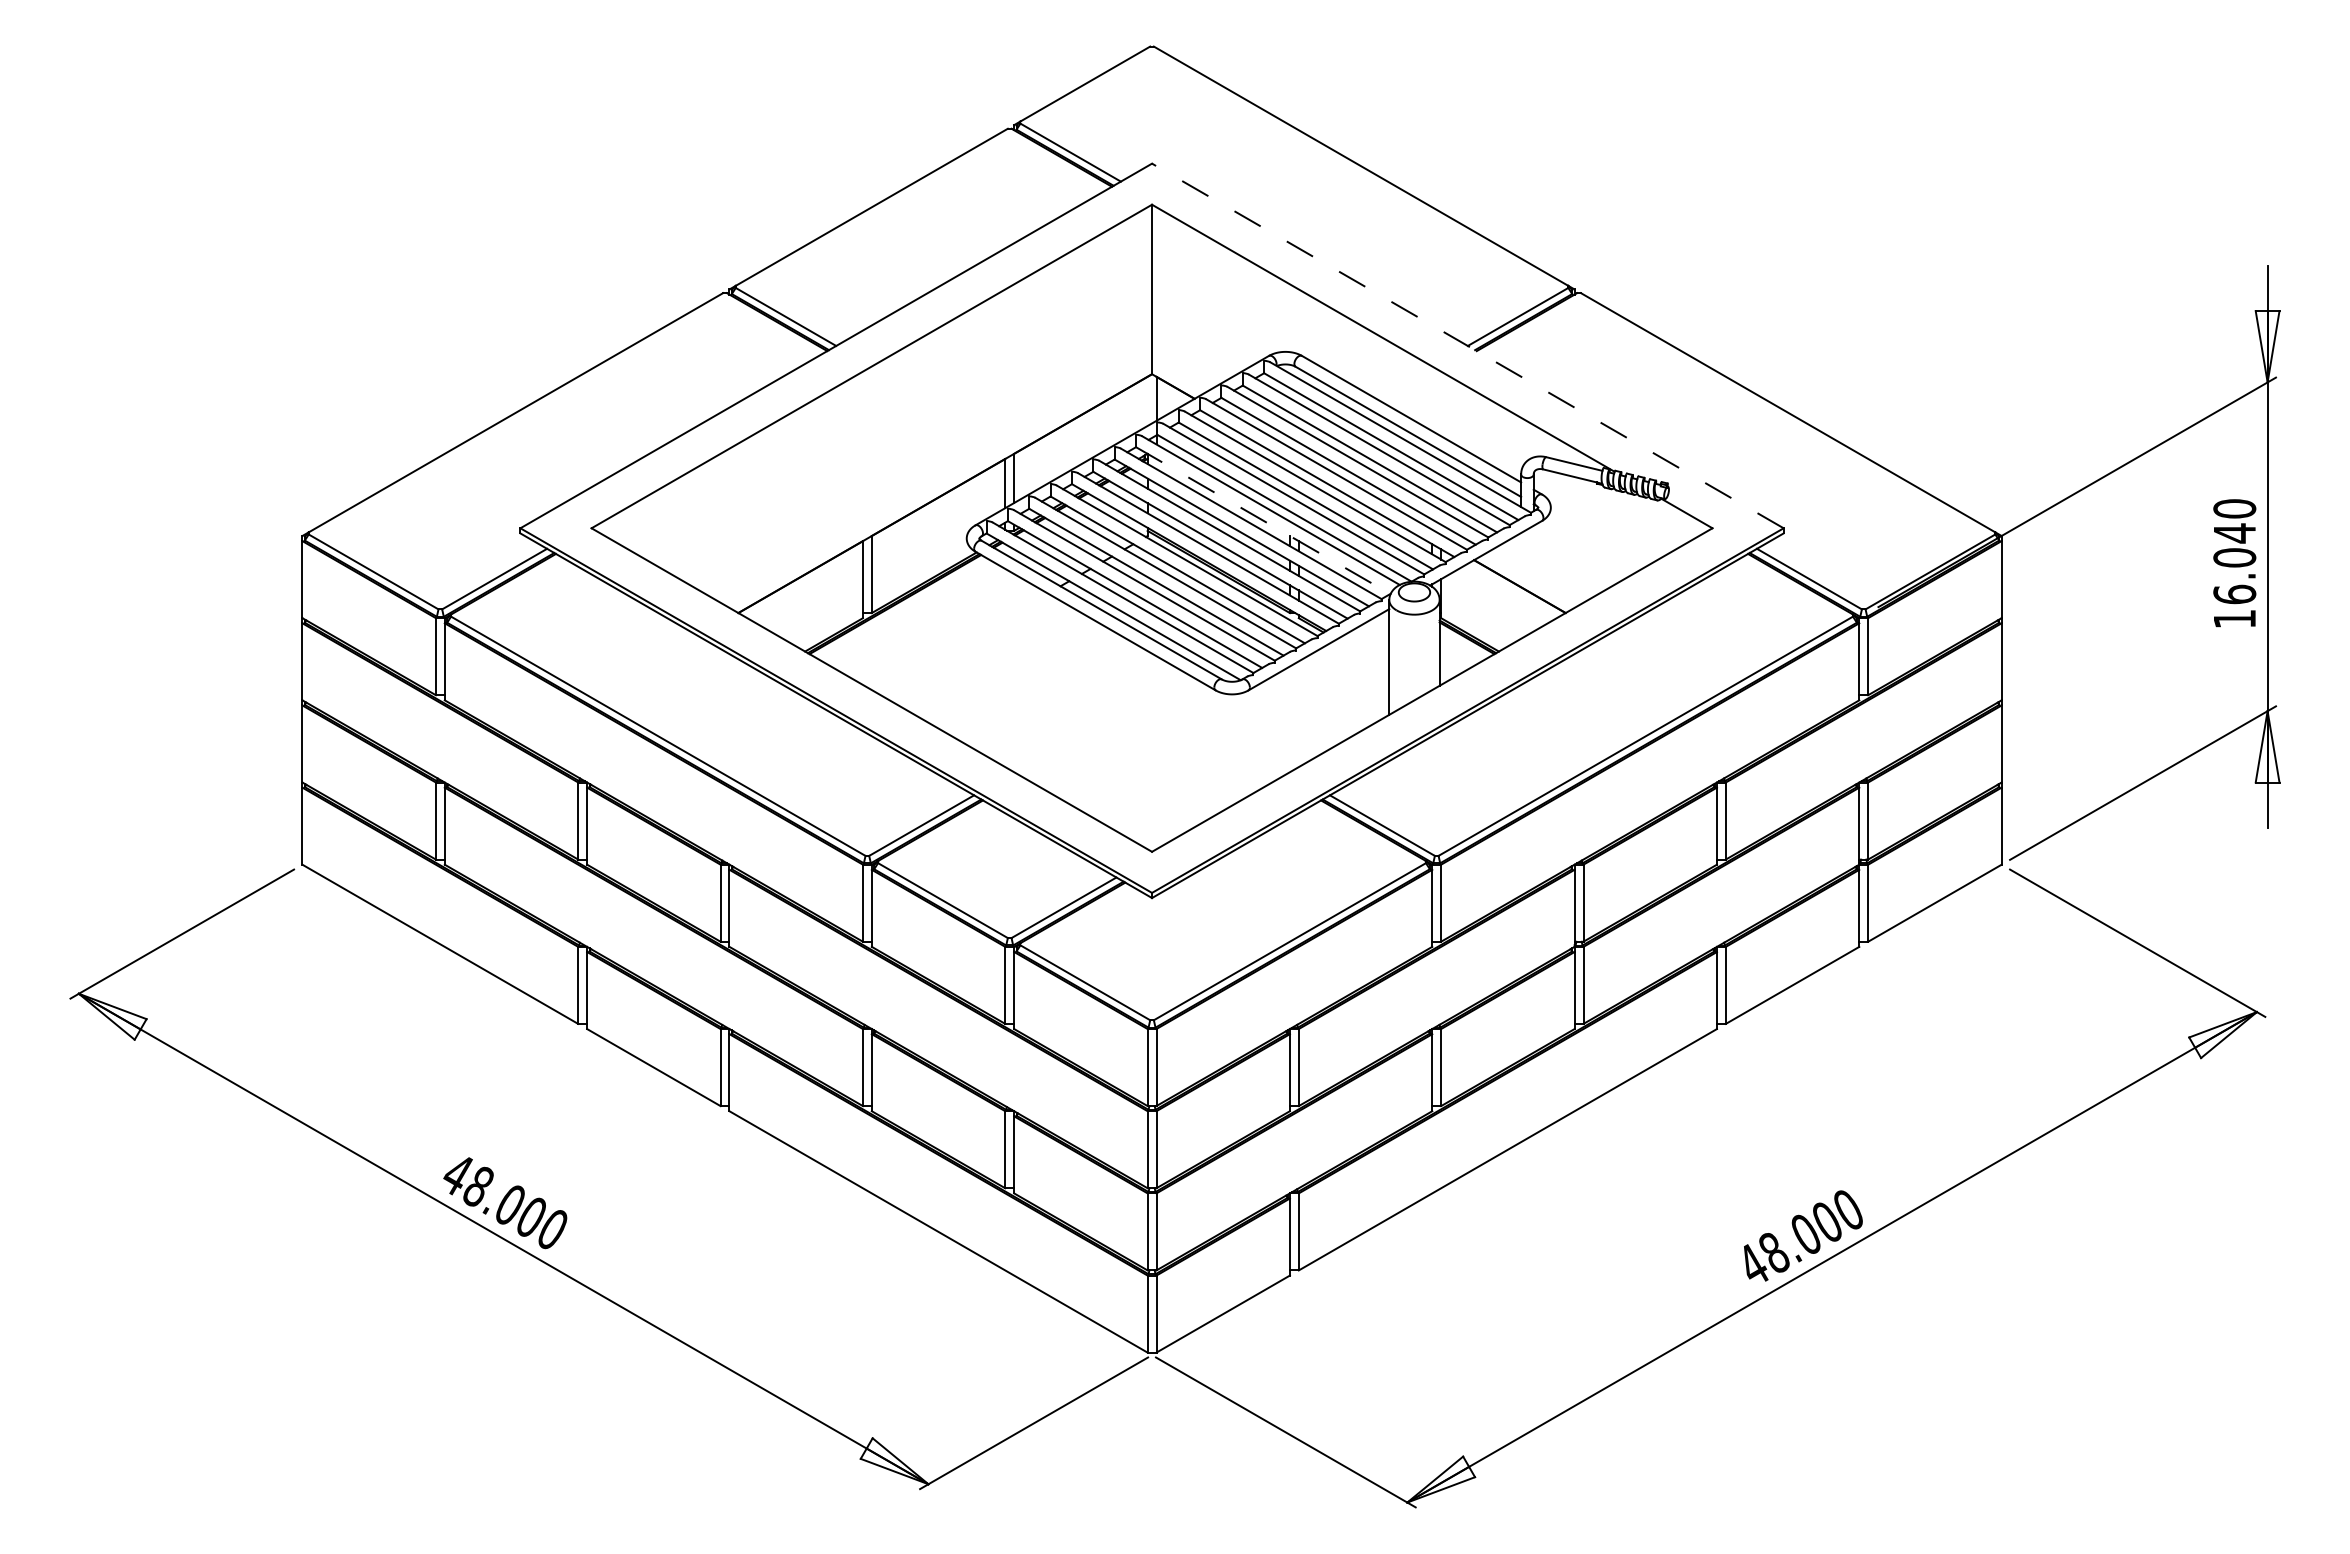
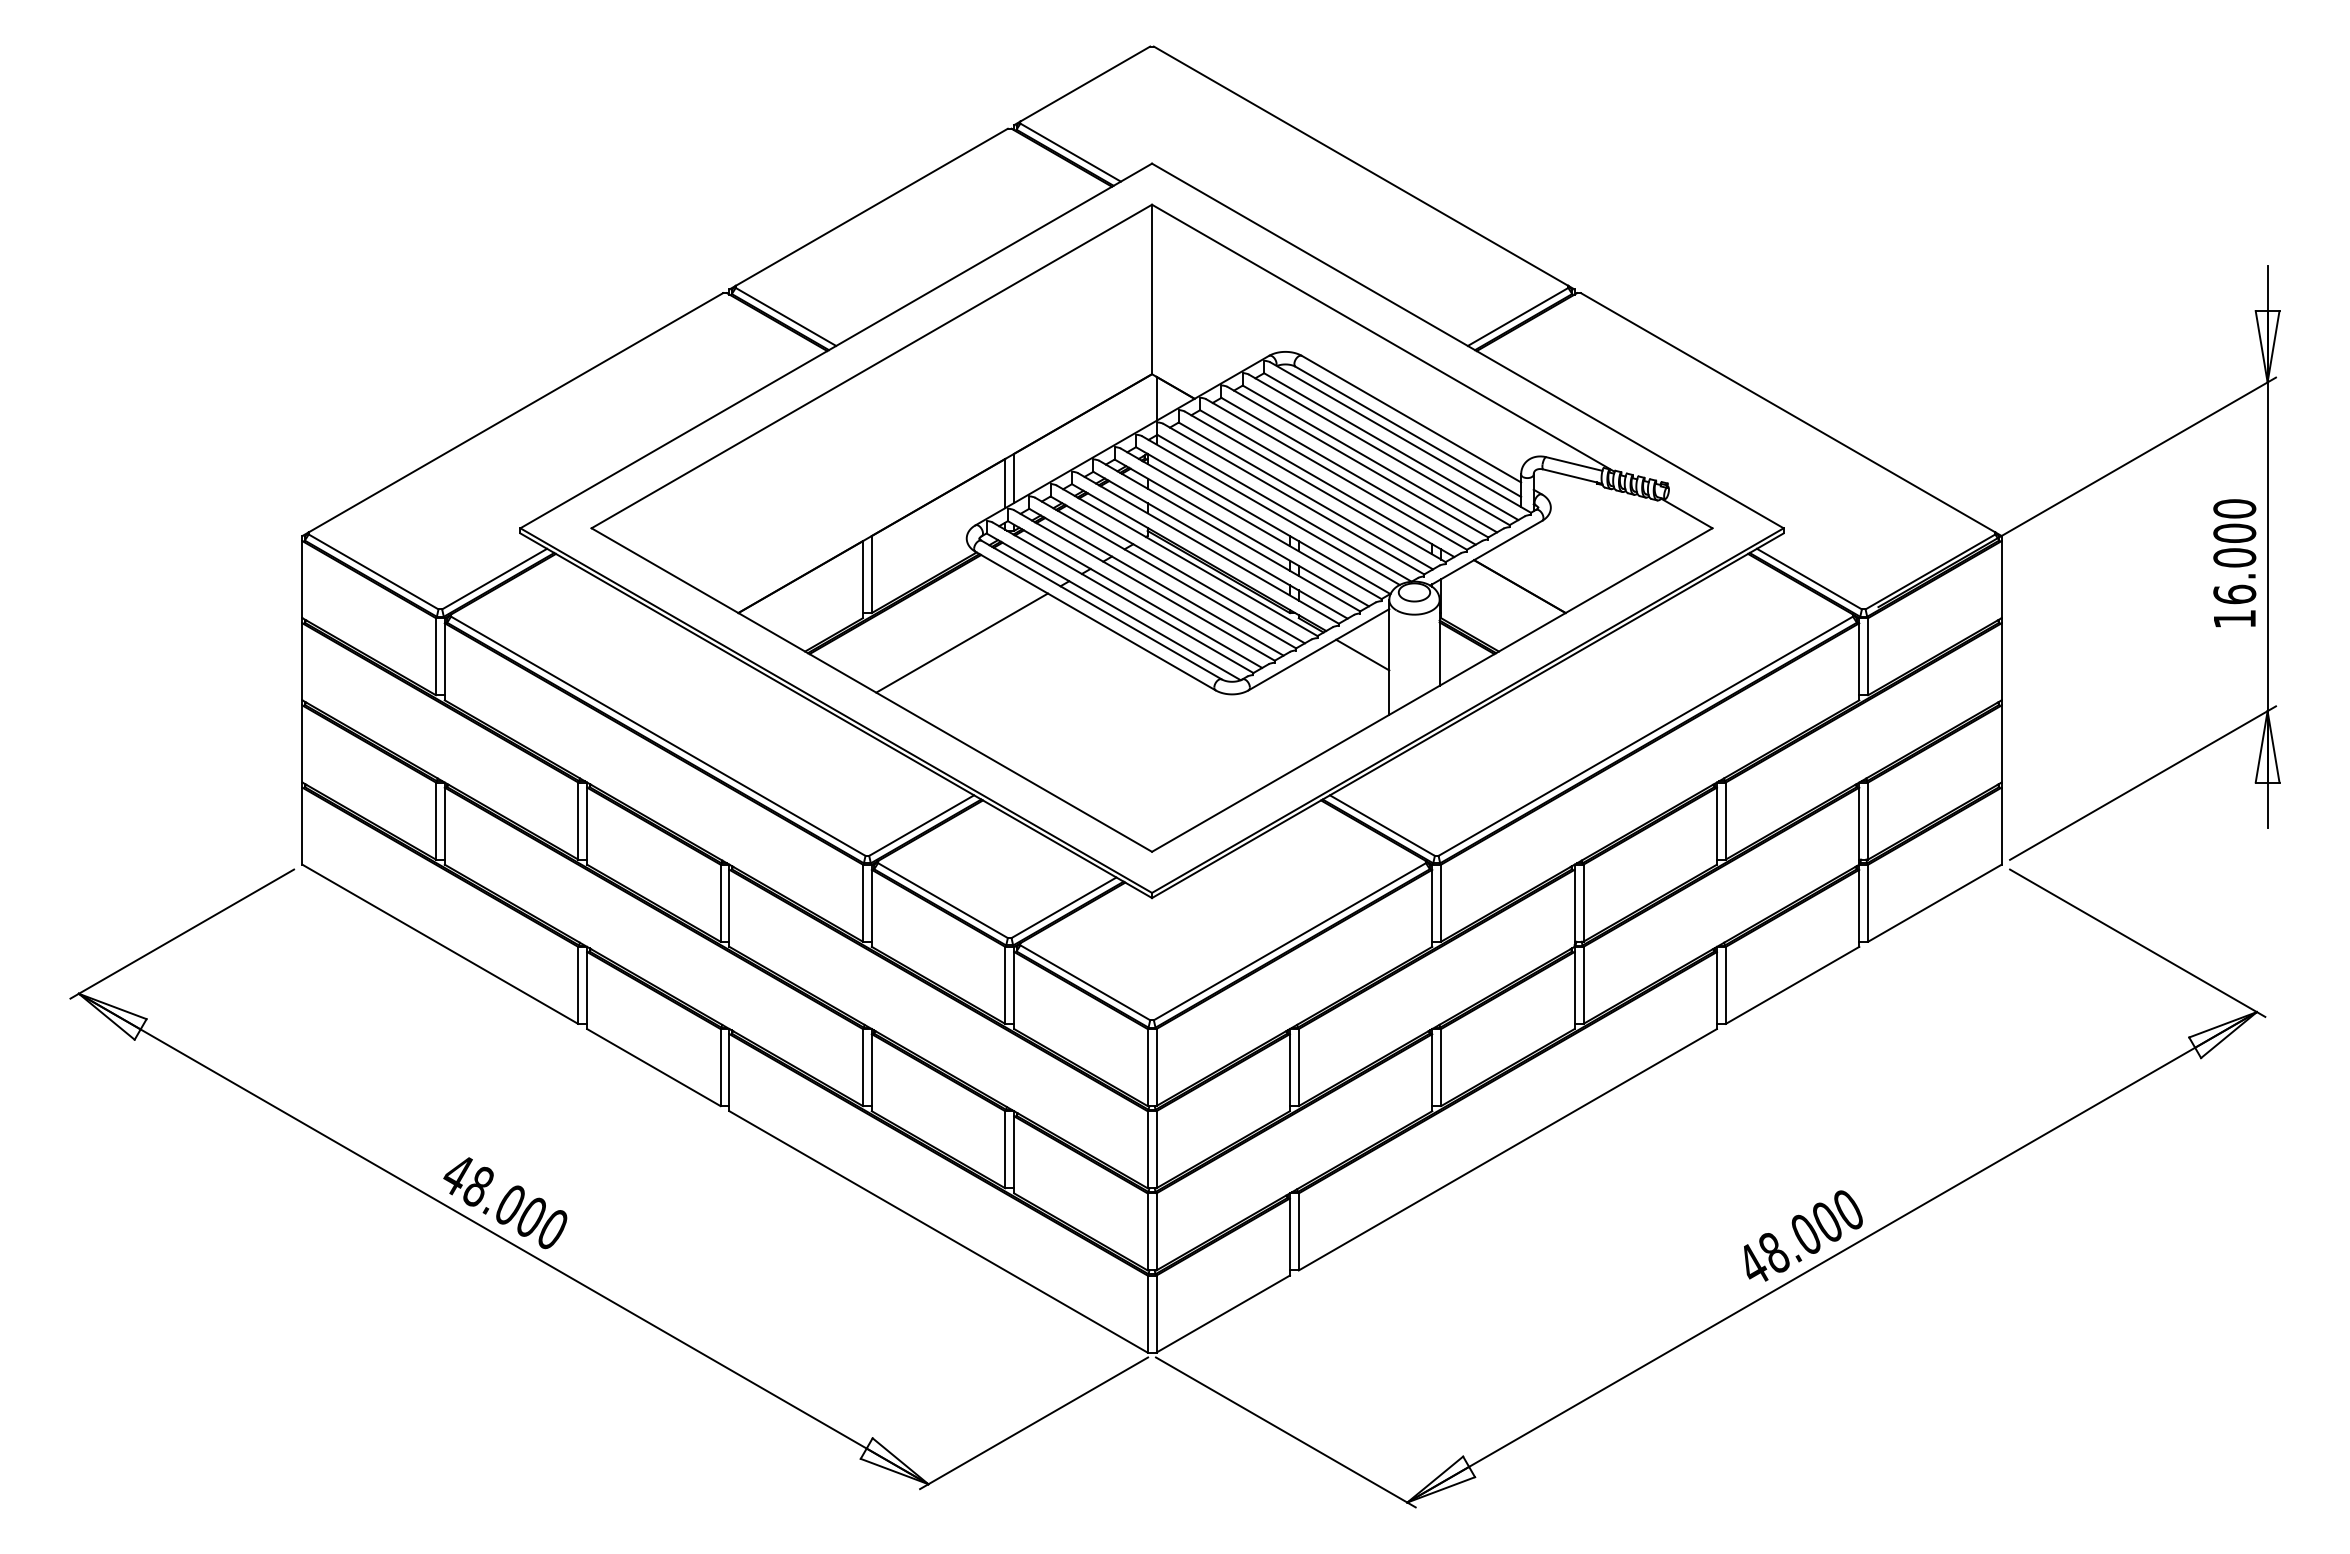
line: dashed -> solid (1467, 345)
line: dashed -> solid (1263, 520)
text: 16.040 -> 16.000 (2234, 533)
line: none -> present (961, 642)
line: none -> present (1362, 654)
